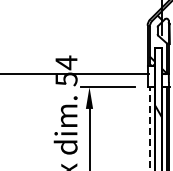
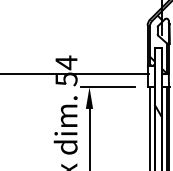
line: dashed -> solid (149, 128)
